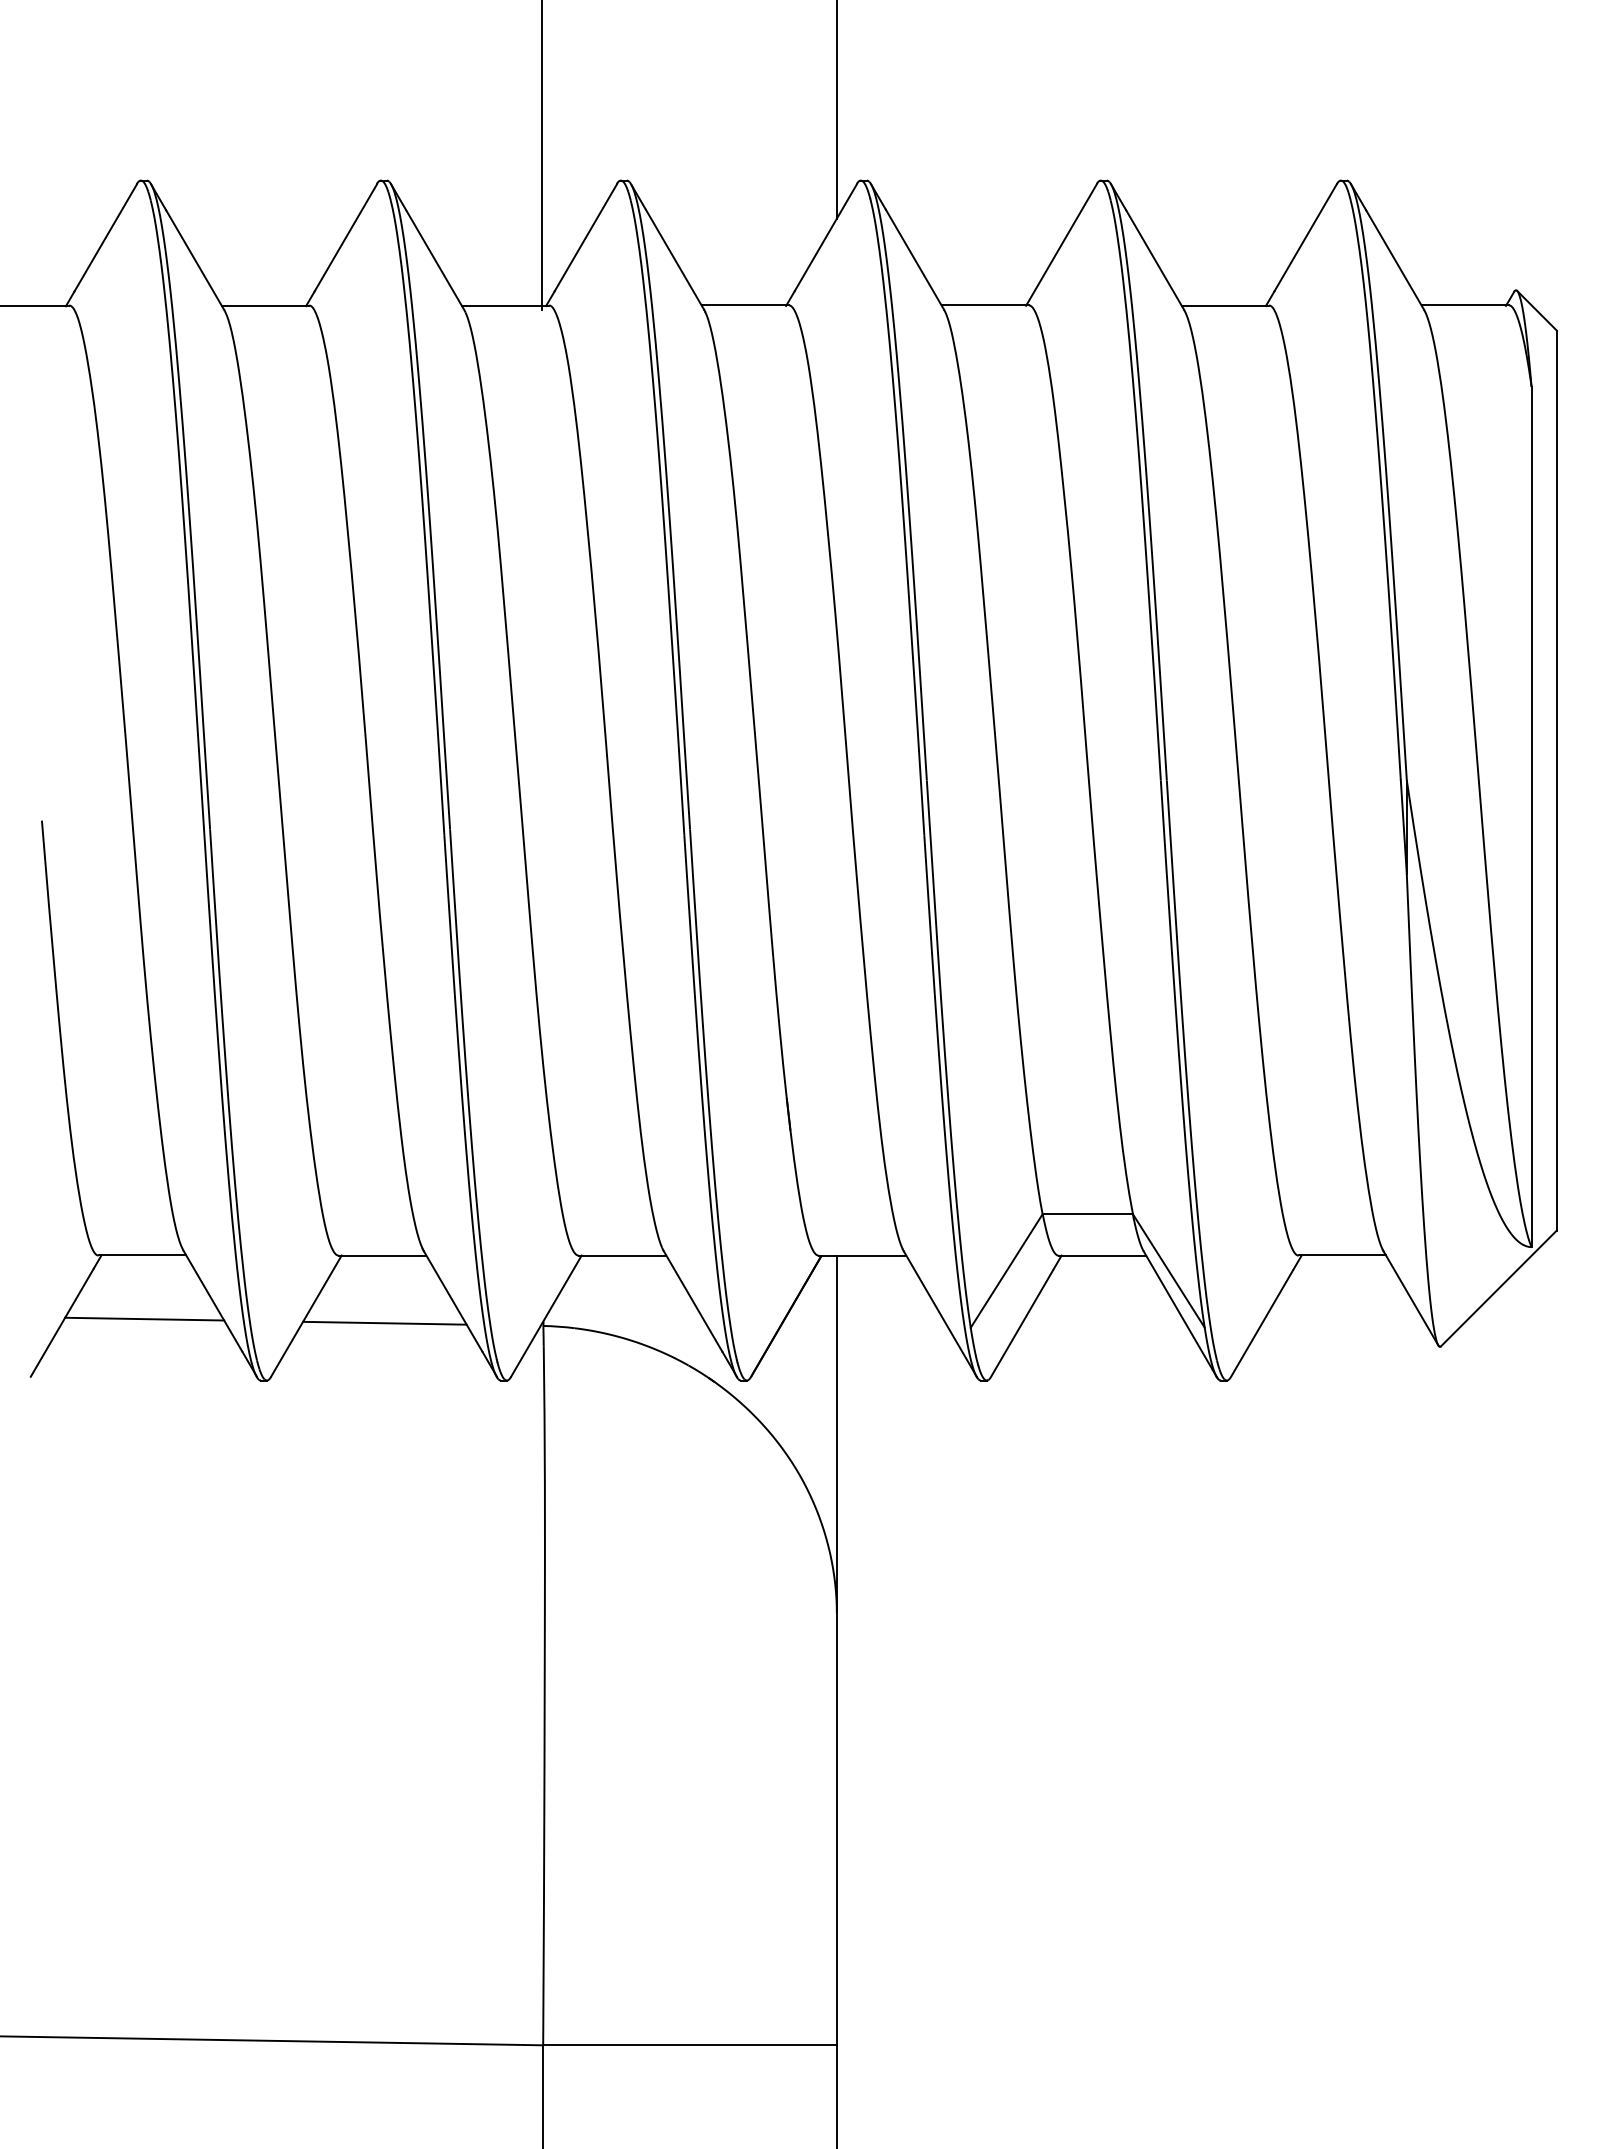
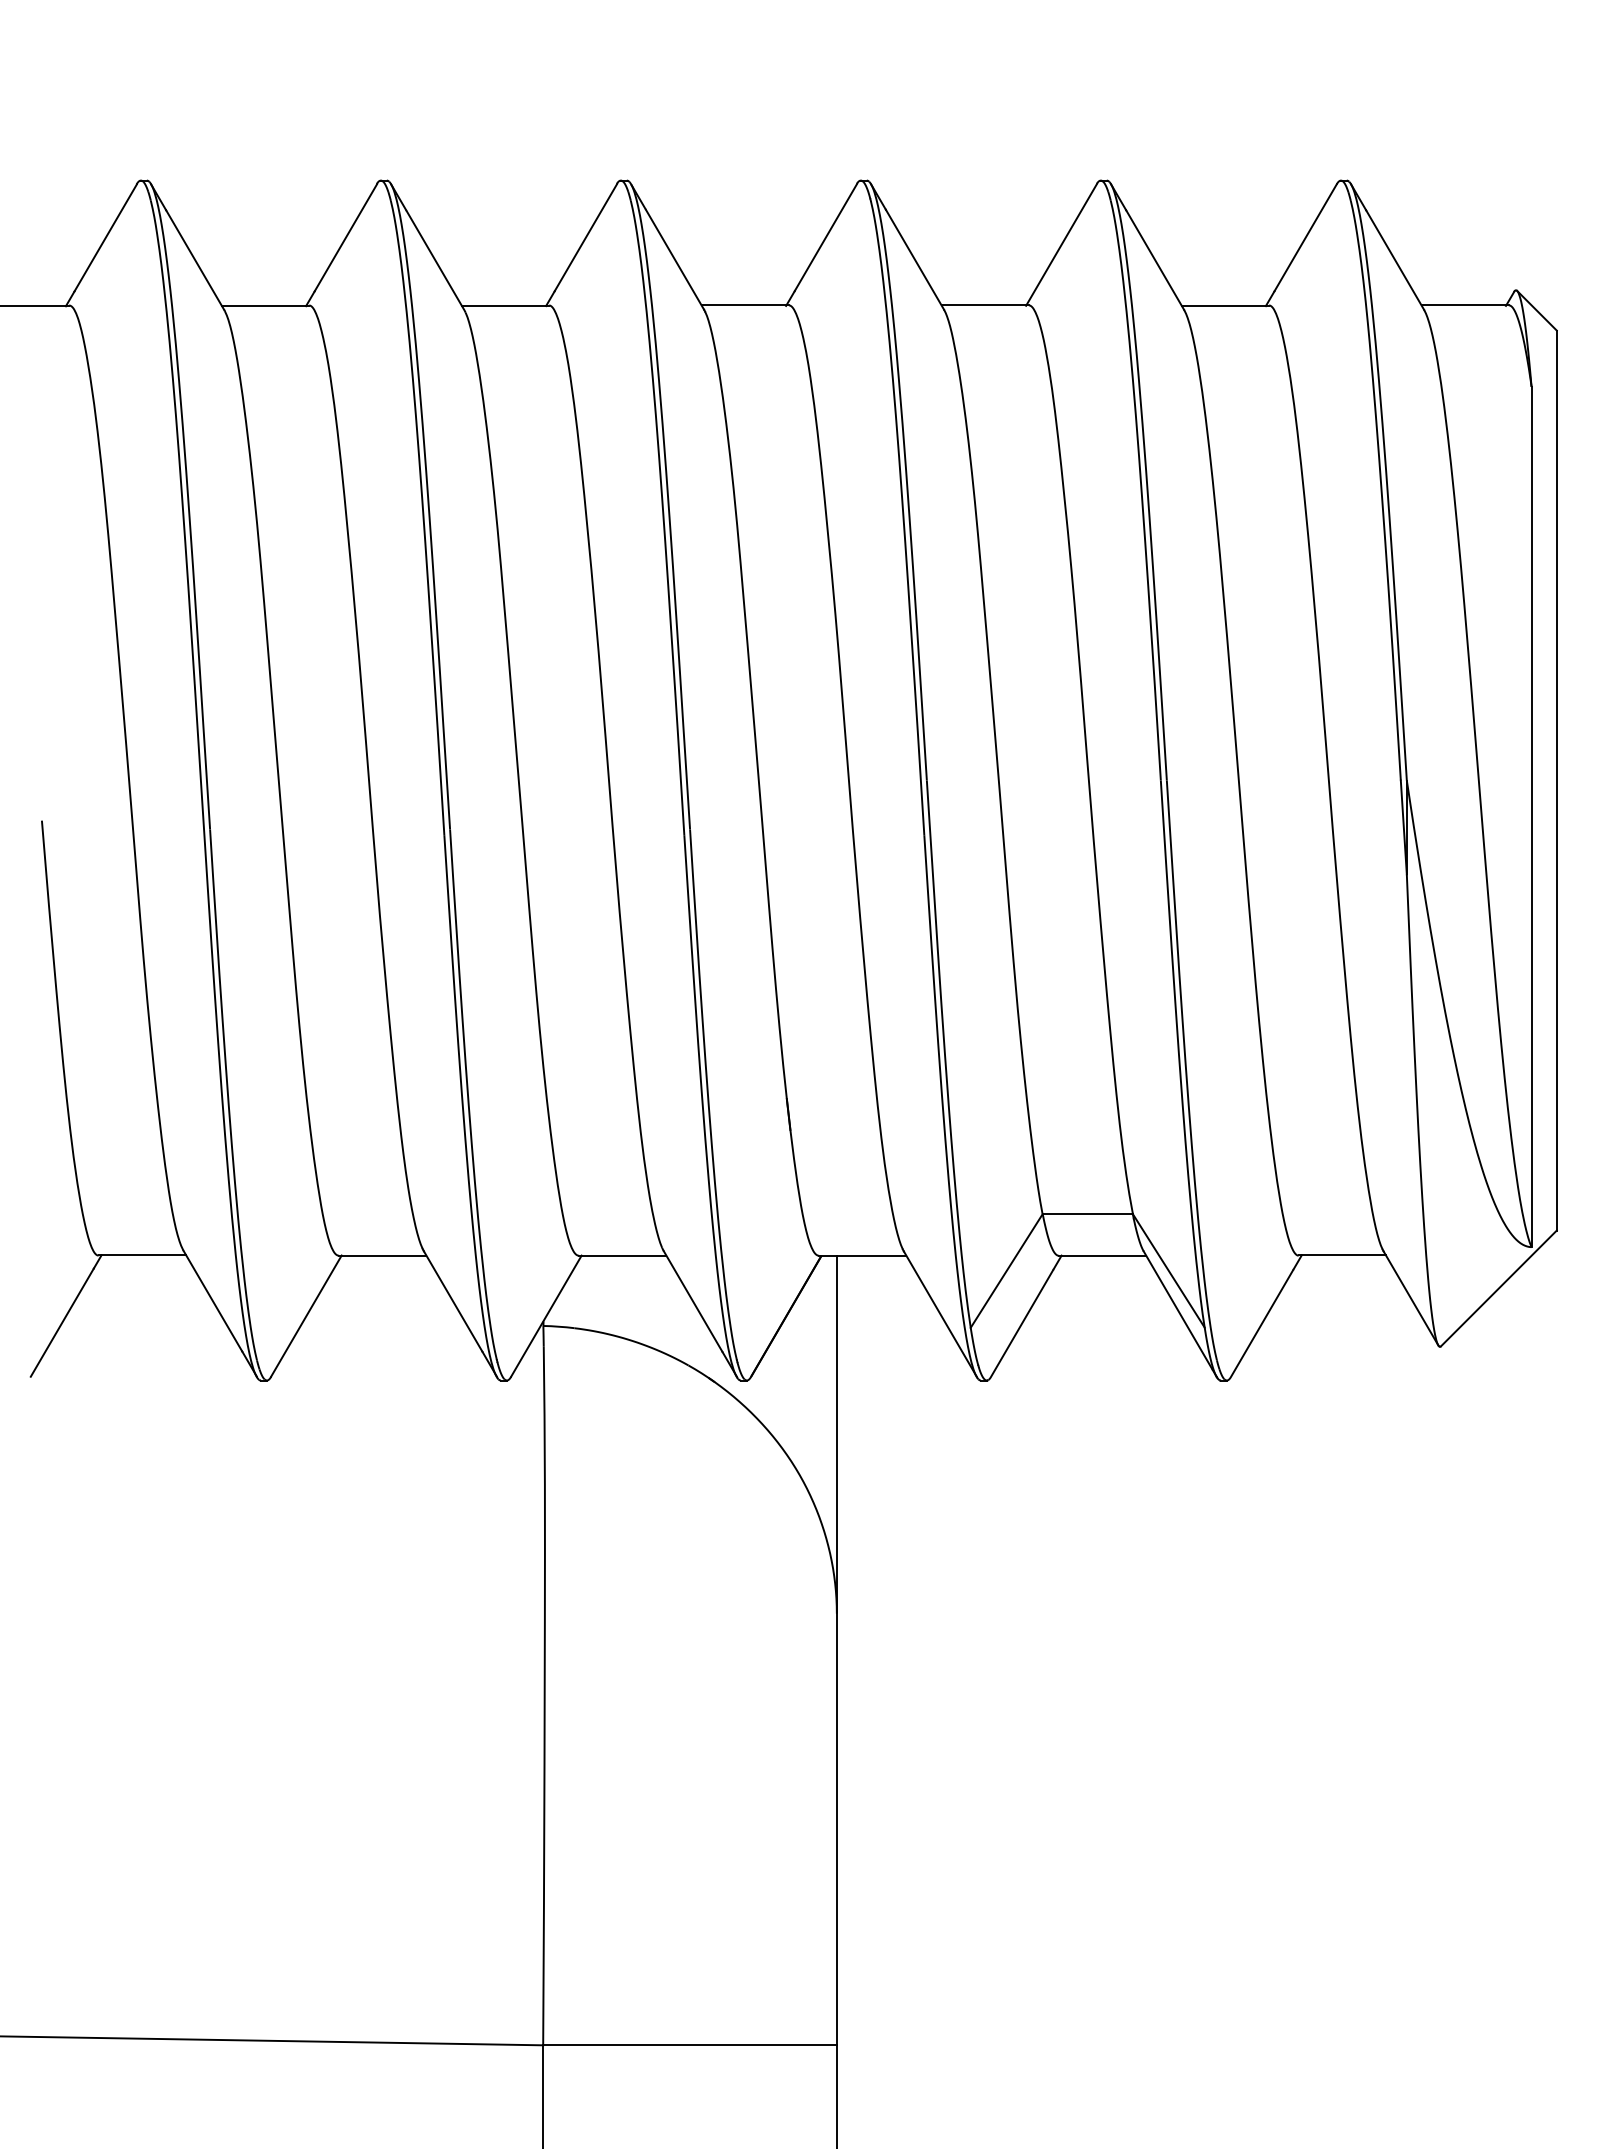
line: present -> none (836, 110)
line: present -> none (542, 156)
line: present -> none (144, 1318)
line: present -> none (384, 1322)
